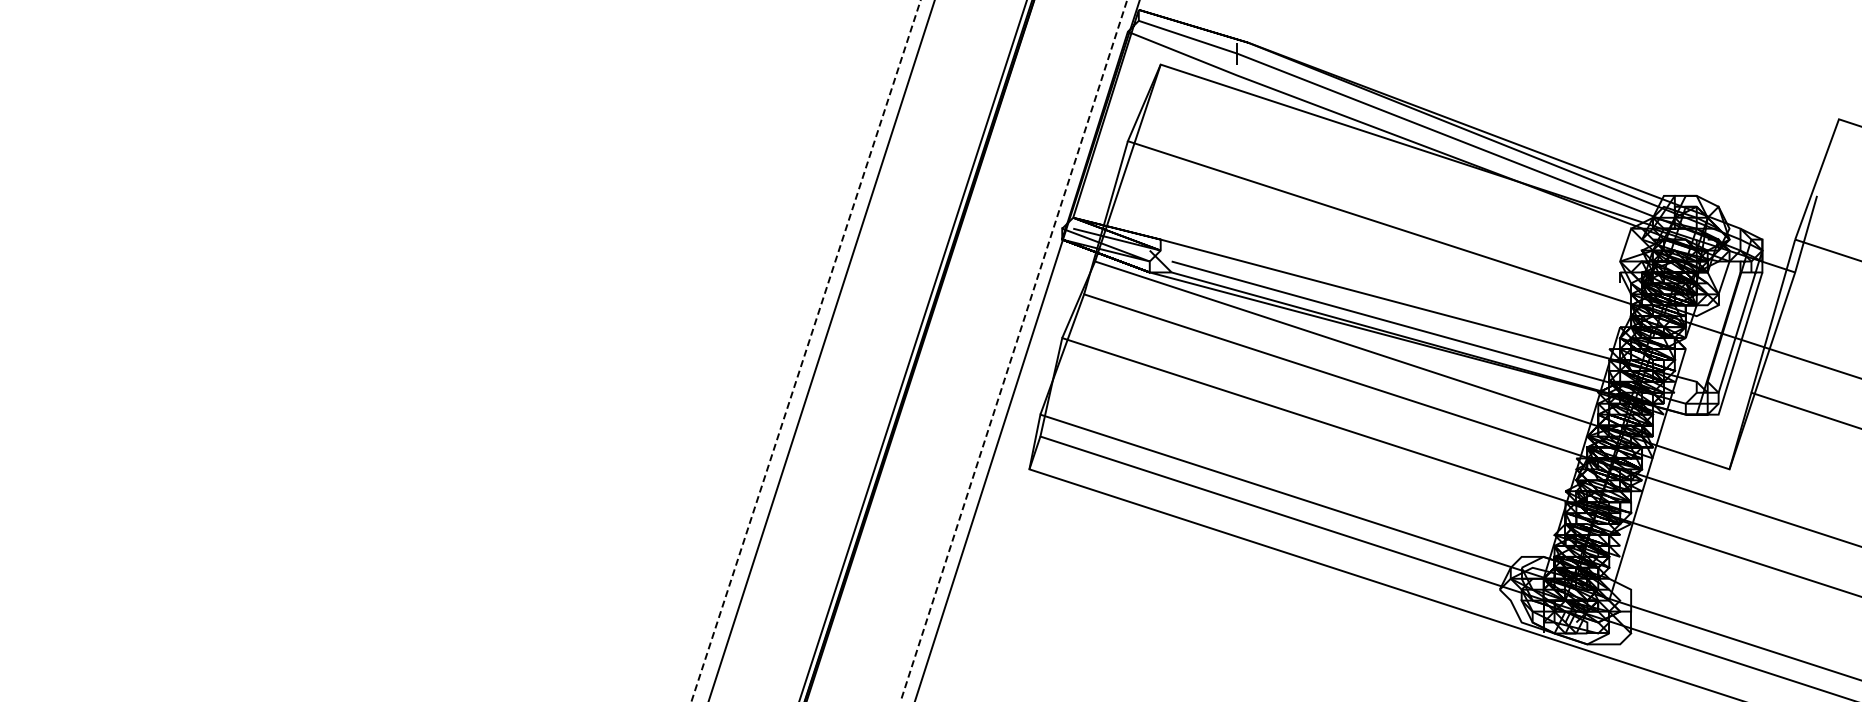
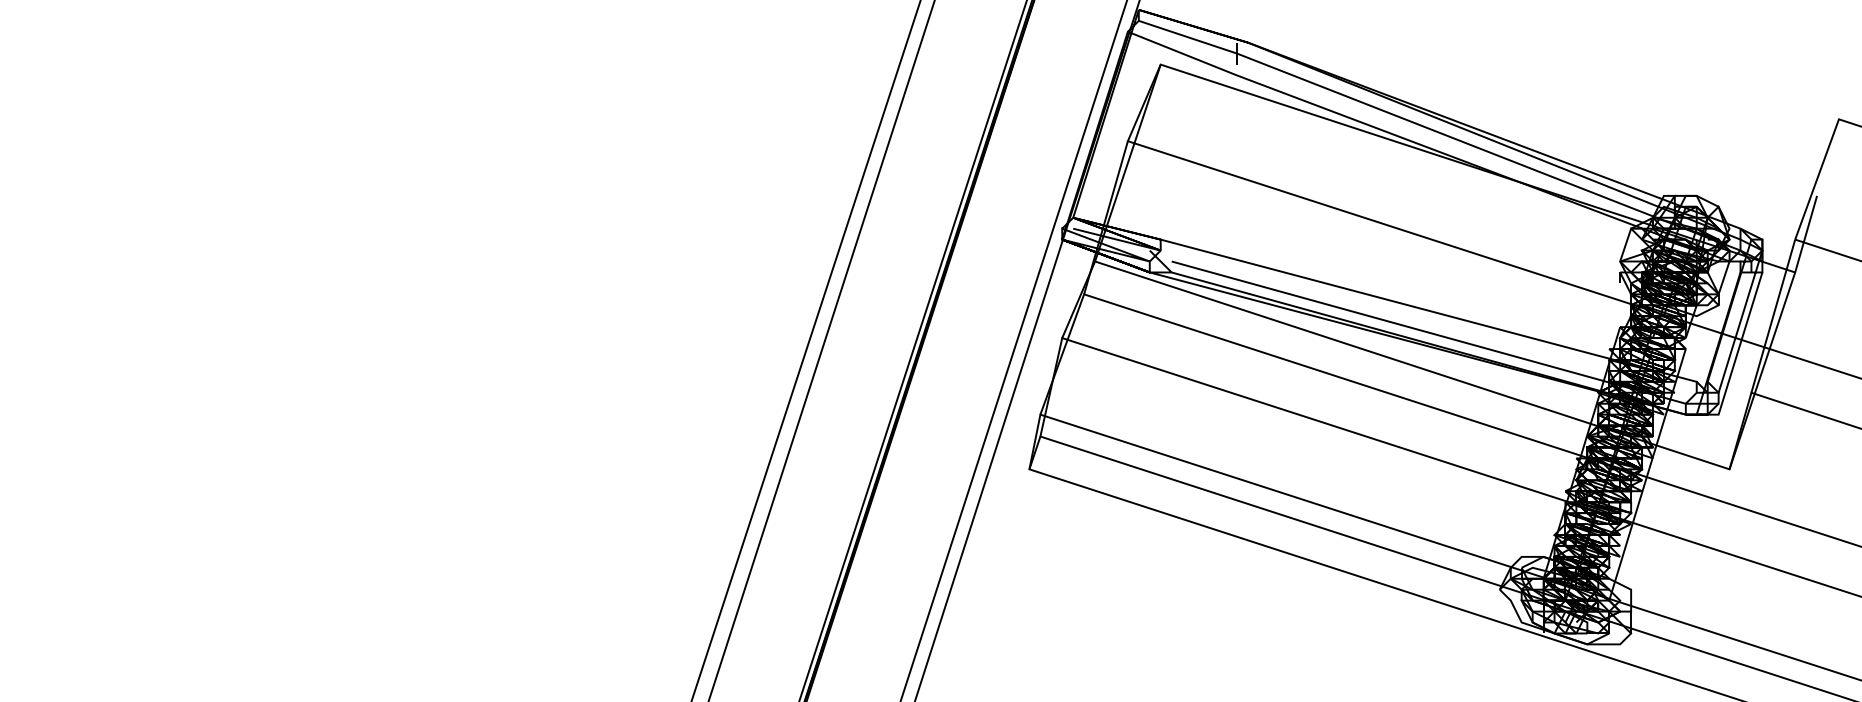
line: dashed -> solid (805, 351)
line: dashed -> solid (1013, 351)
